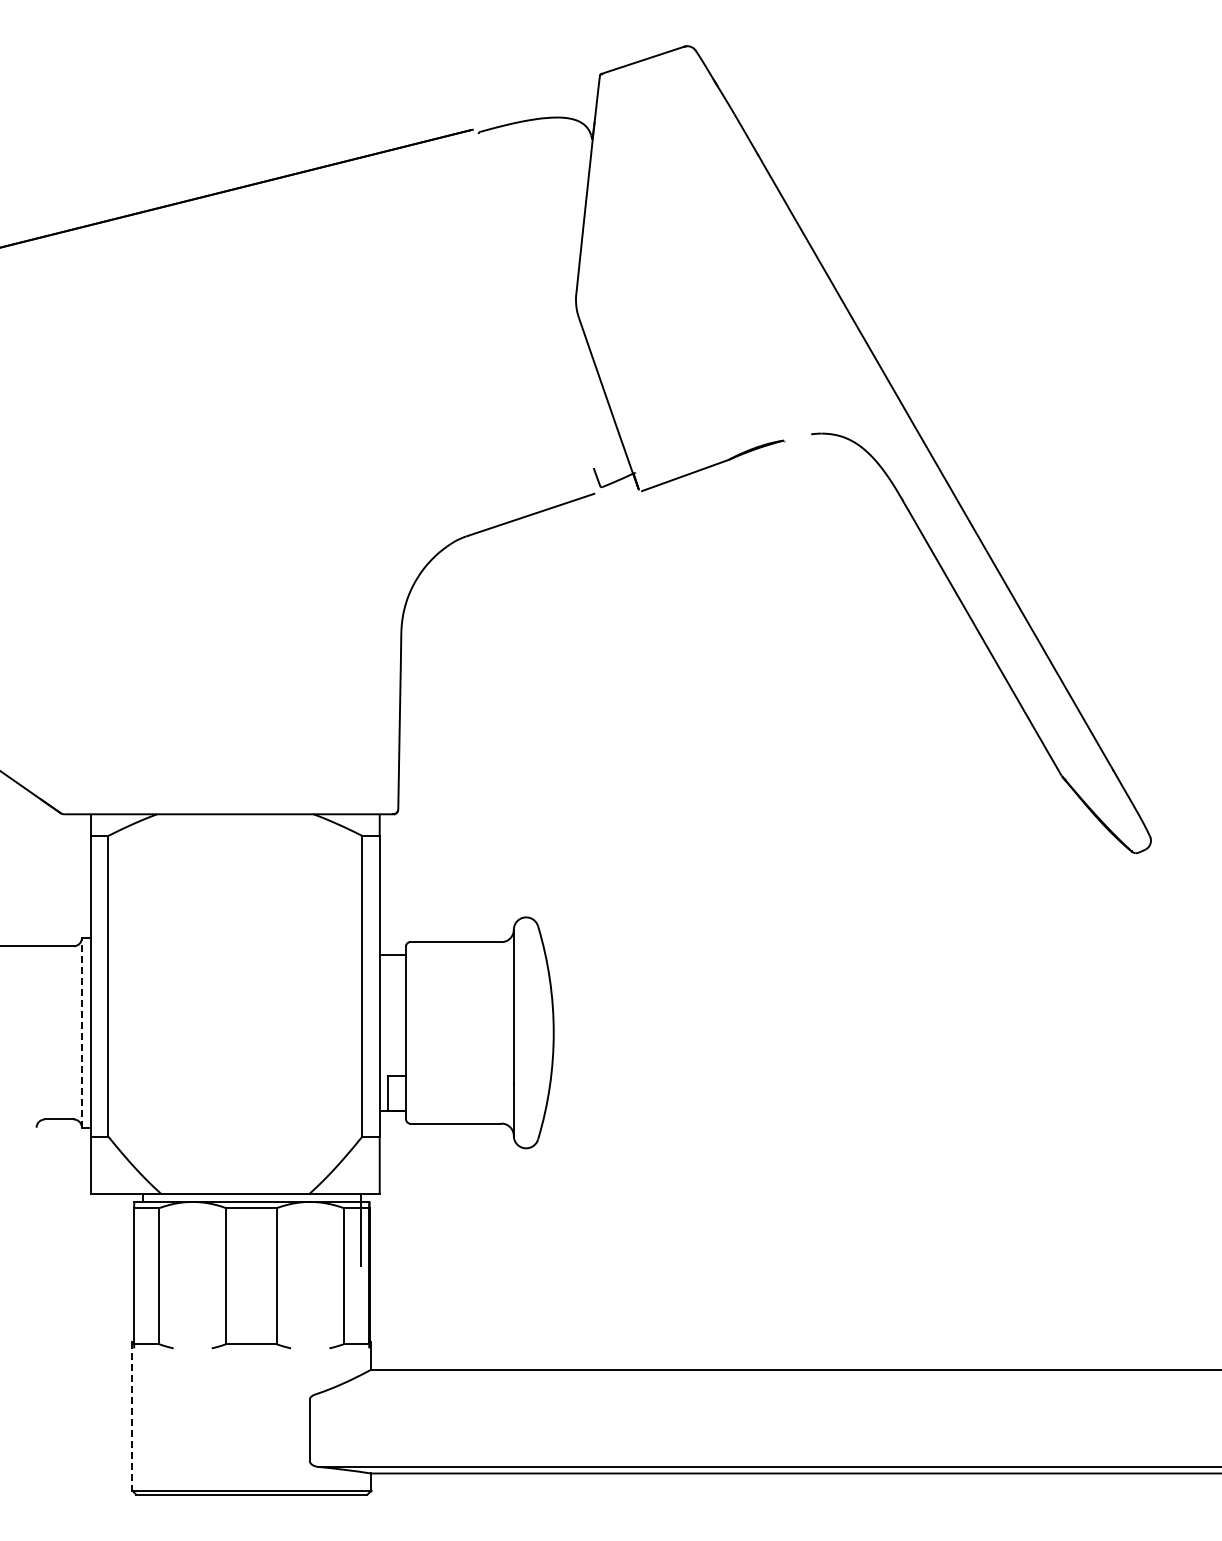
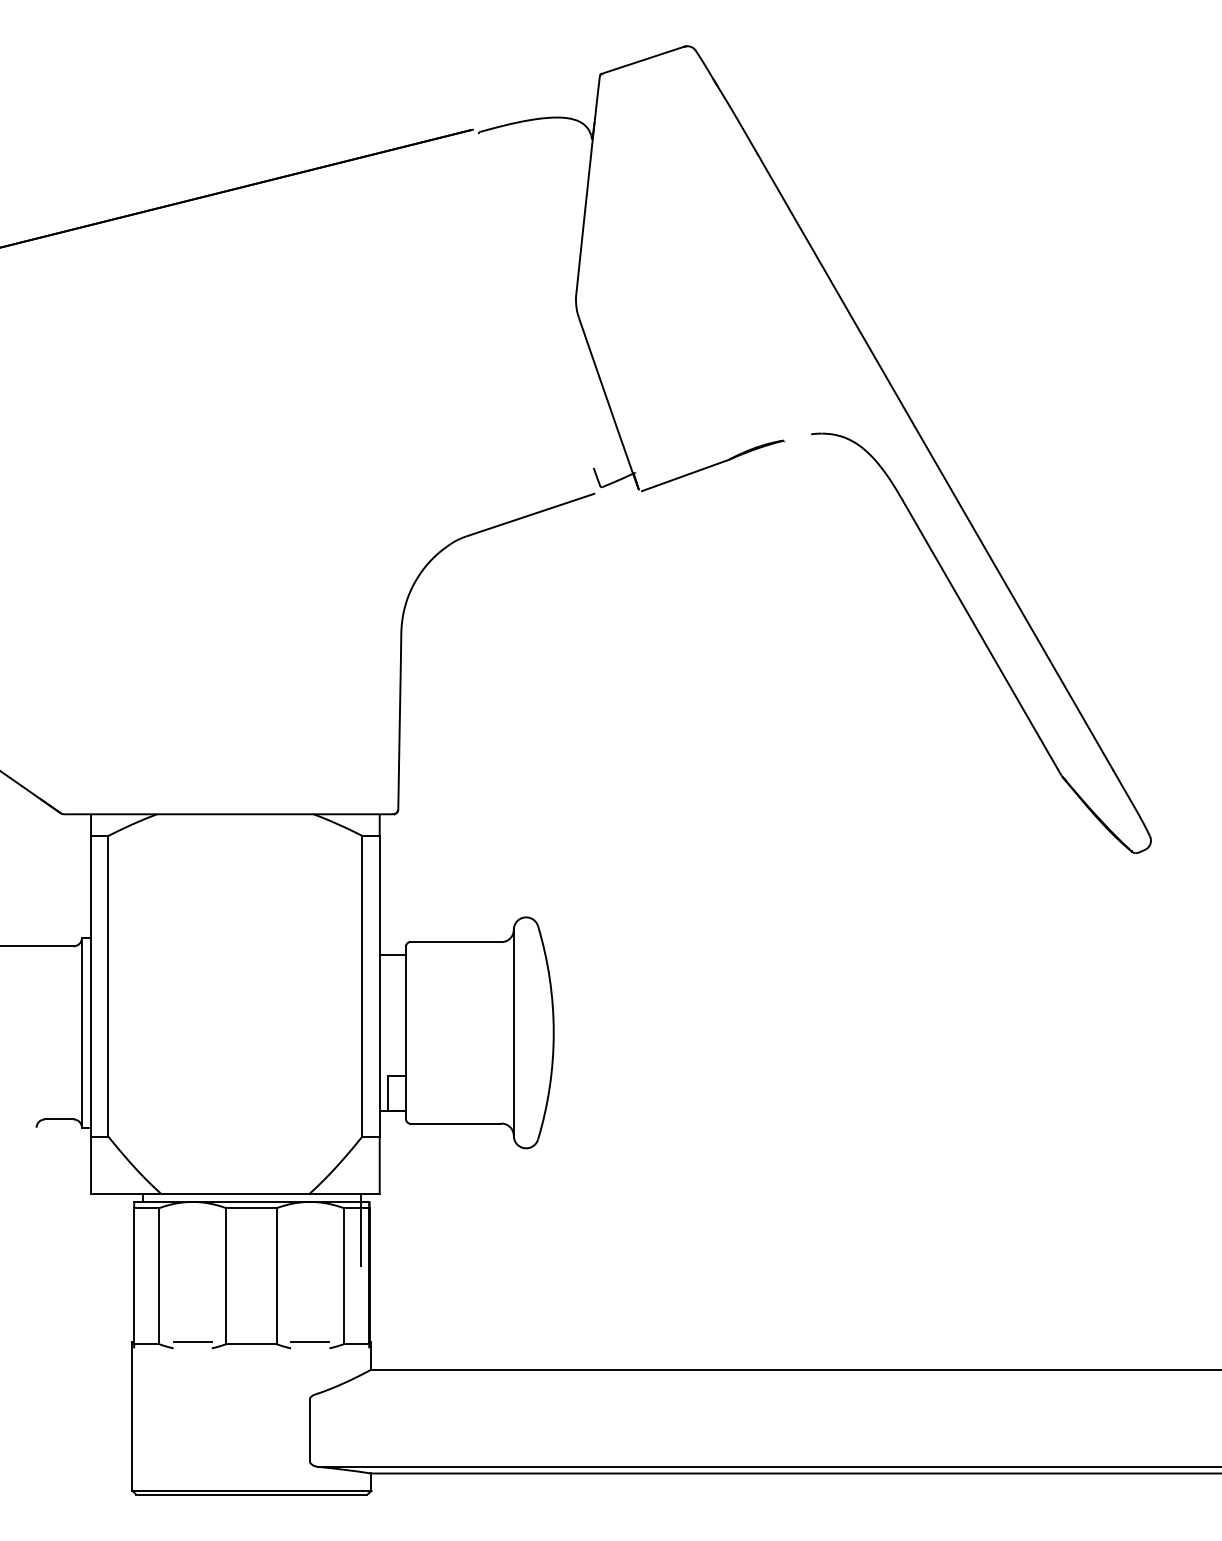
line: dashed -> solid (81, 1032)
line: none -> present (192, 1342)
line: none -> present (310, 1342)
line: dashed -> solid (132, 1416)
